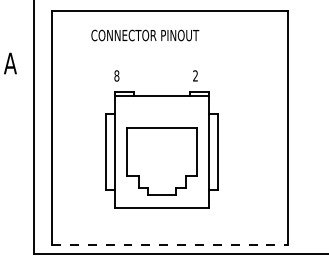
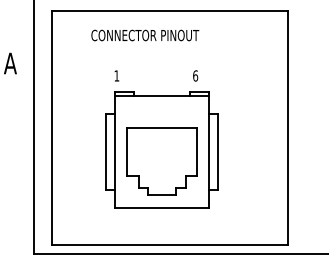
text: 8 -> 1 (116, 75)
text: 2 -> 6 (195, 75)
line: dashed -> solid (169, 245)
